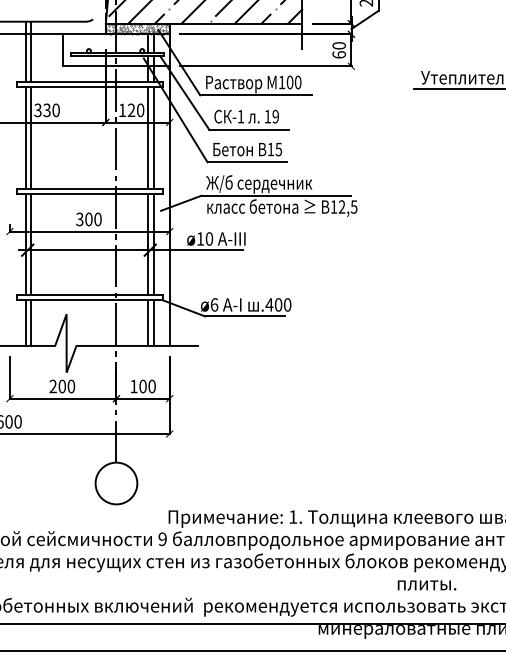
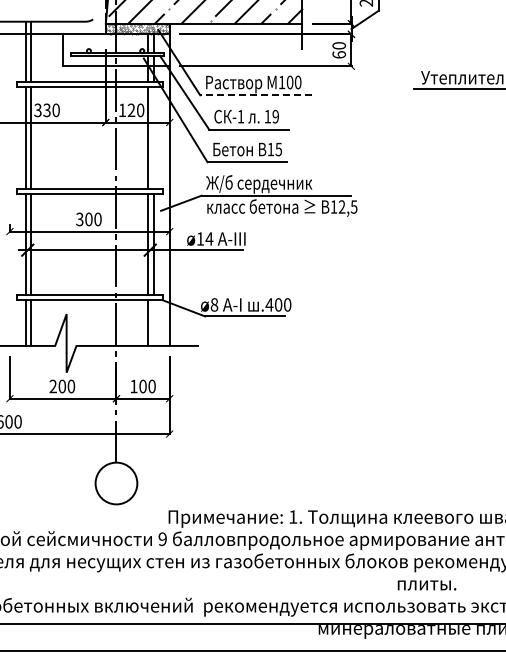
line: solid -> dashed (256, 95)
line: present -> none (153, 137)
text: ø10 -> ø14 (209, 238)
text: ø6 -> ø8 (214, 304)
line: present -> none (153, 322)
